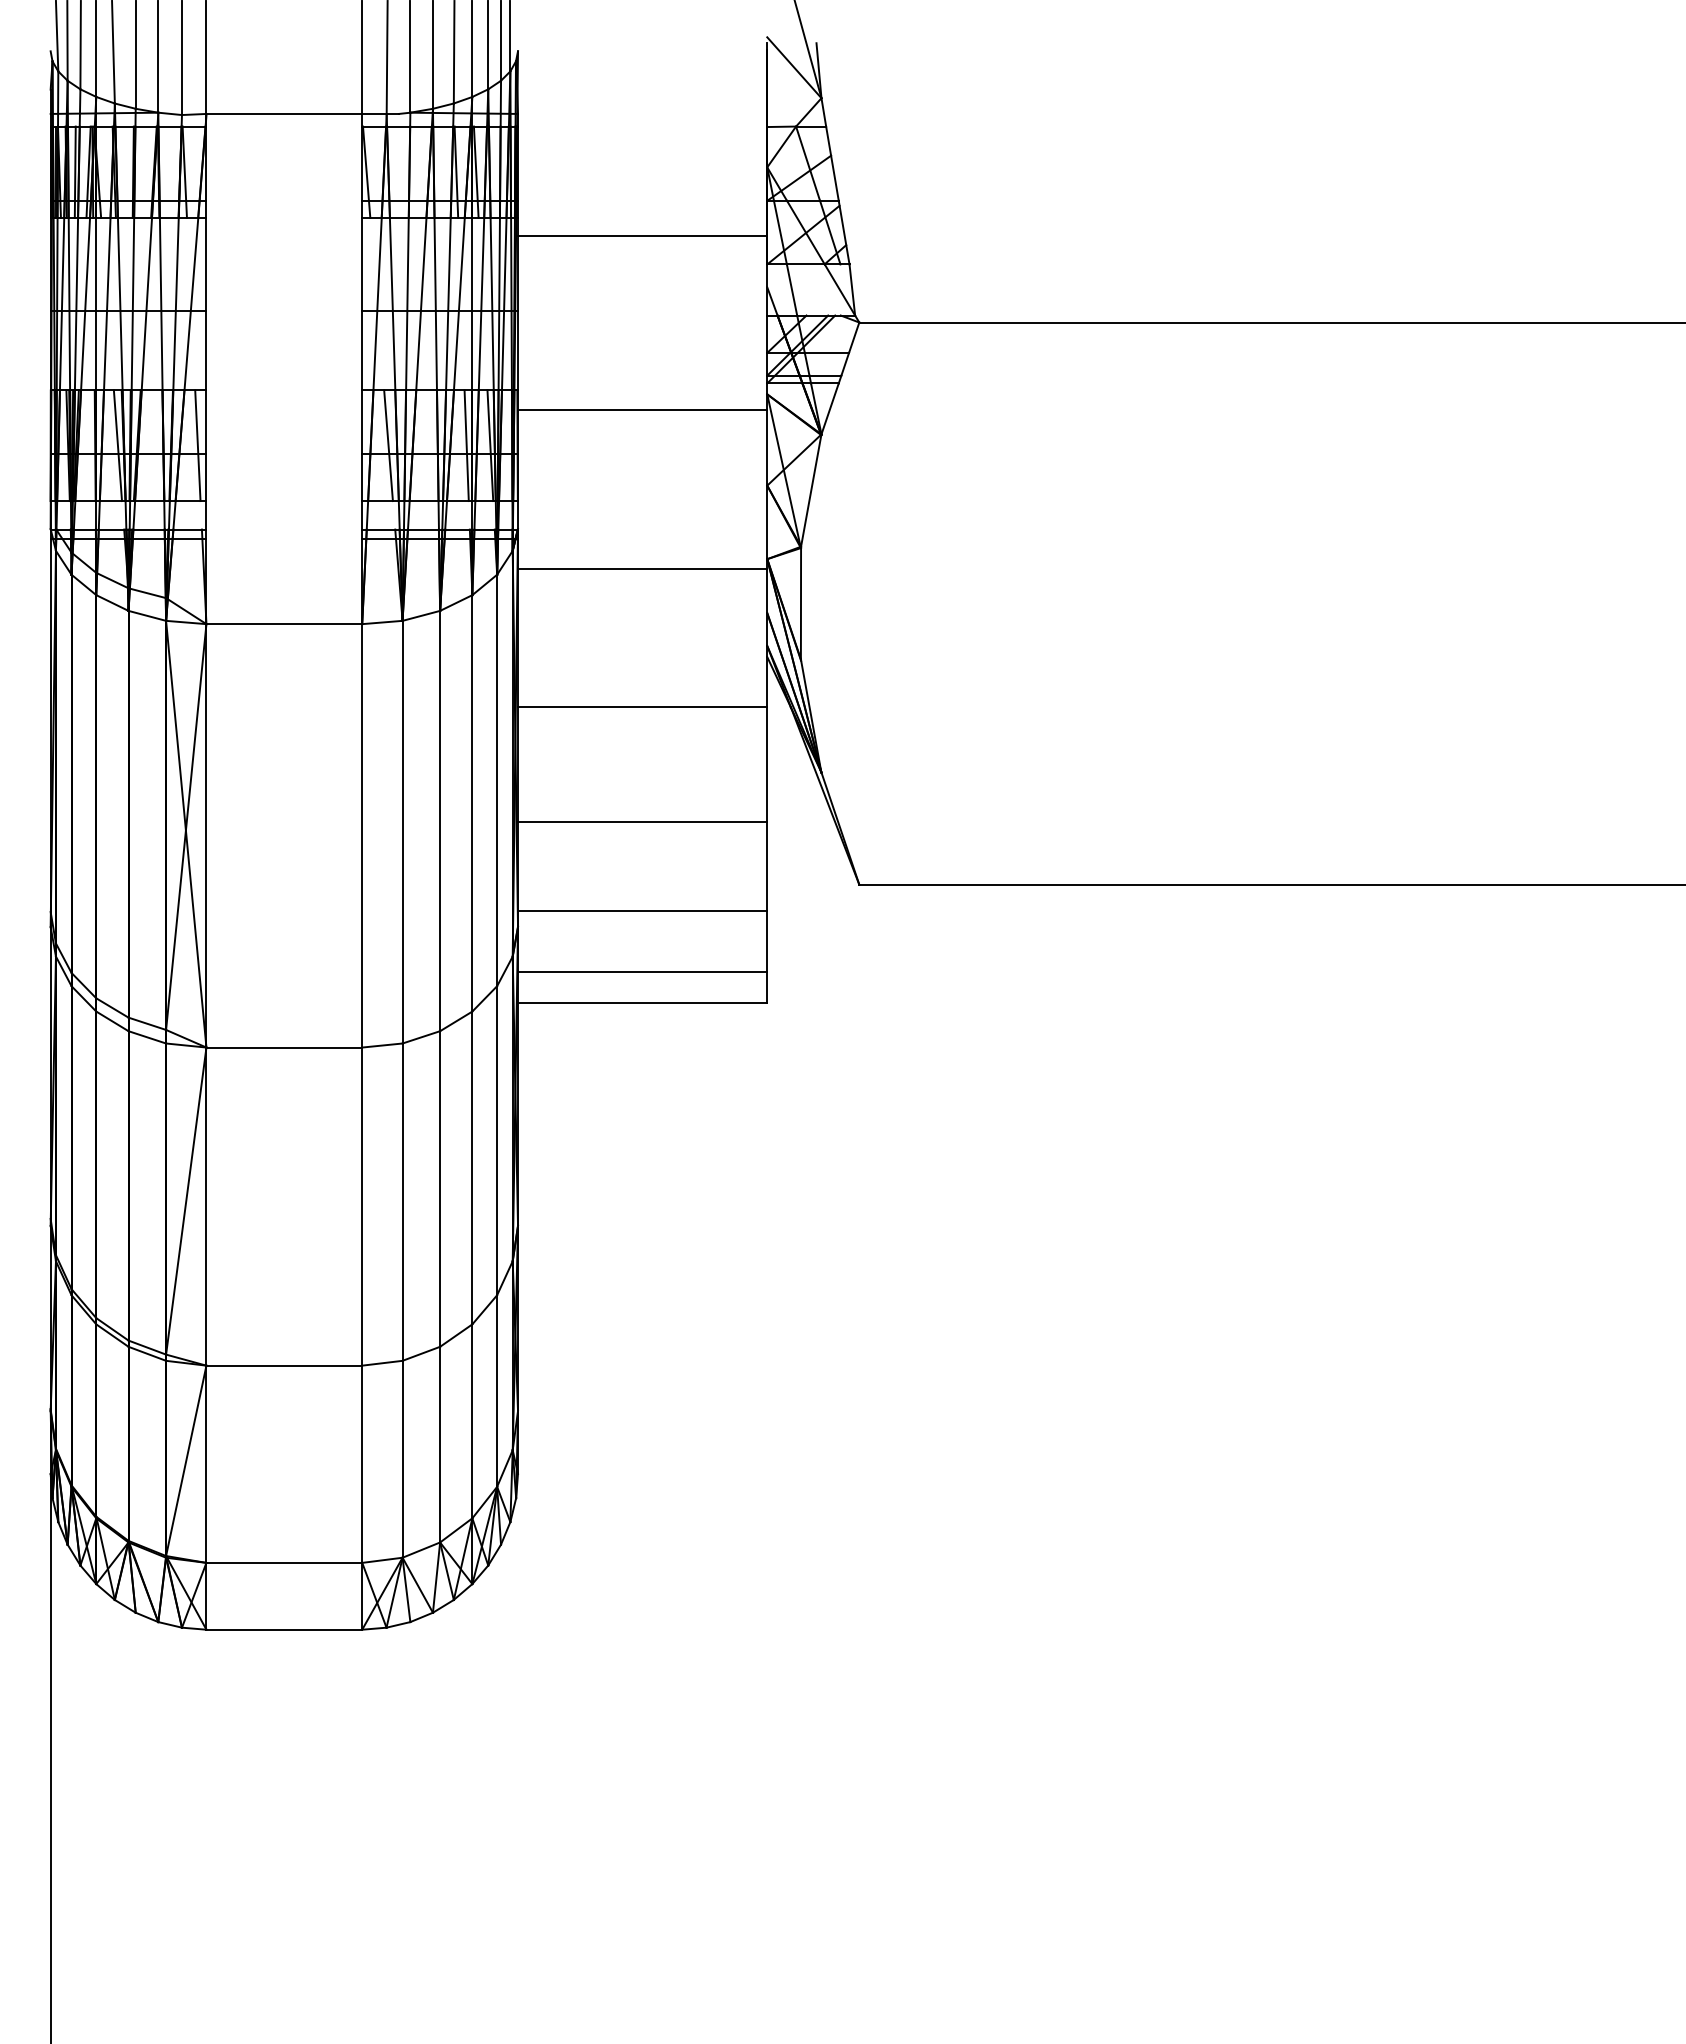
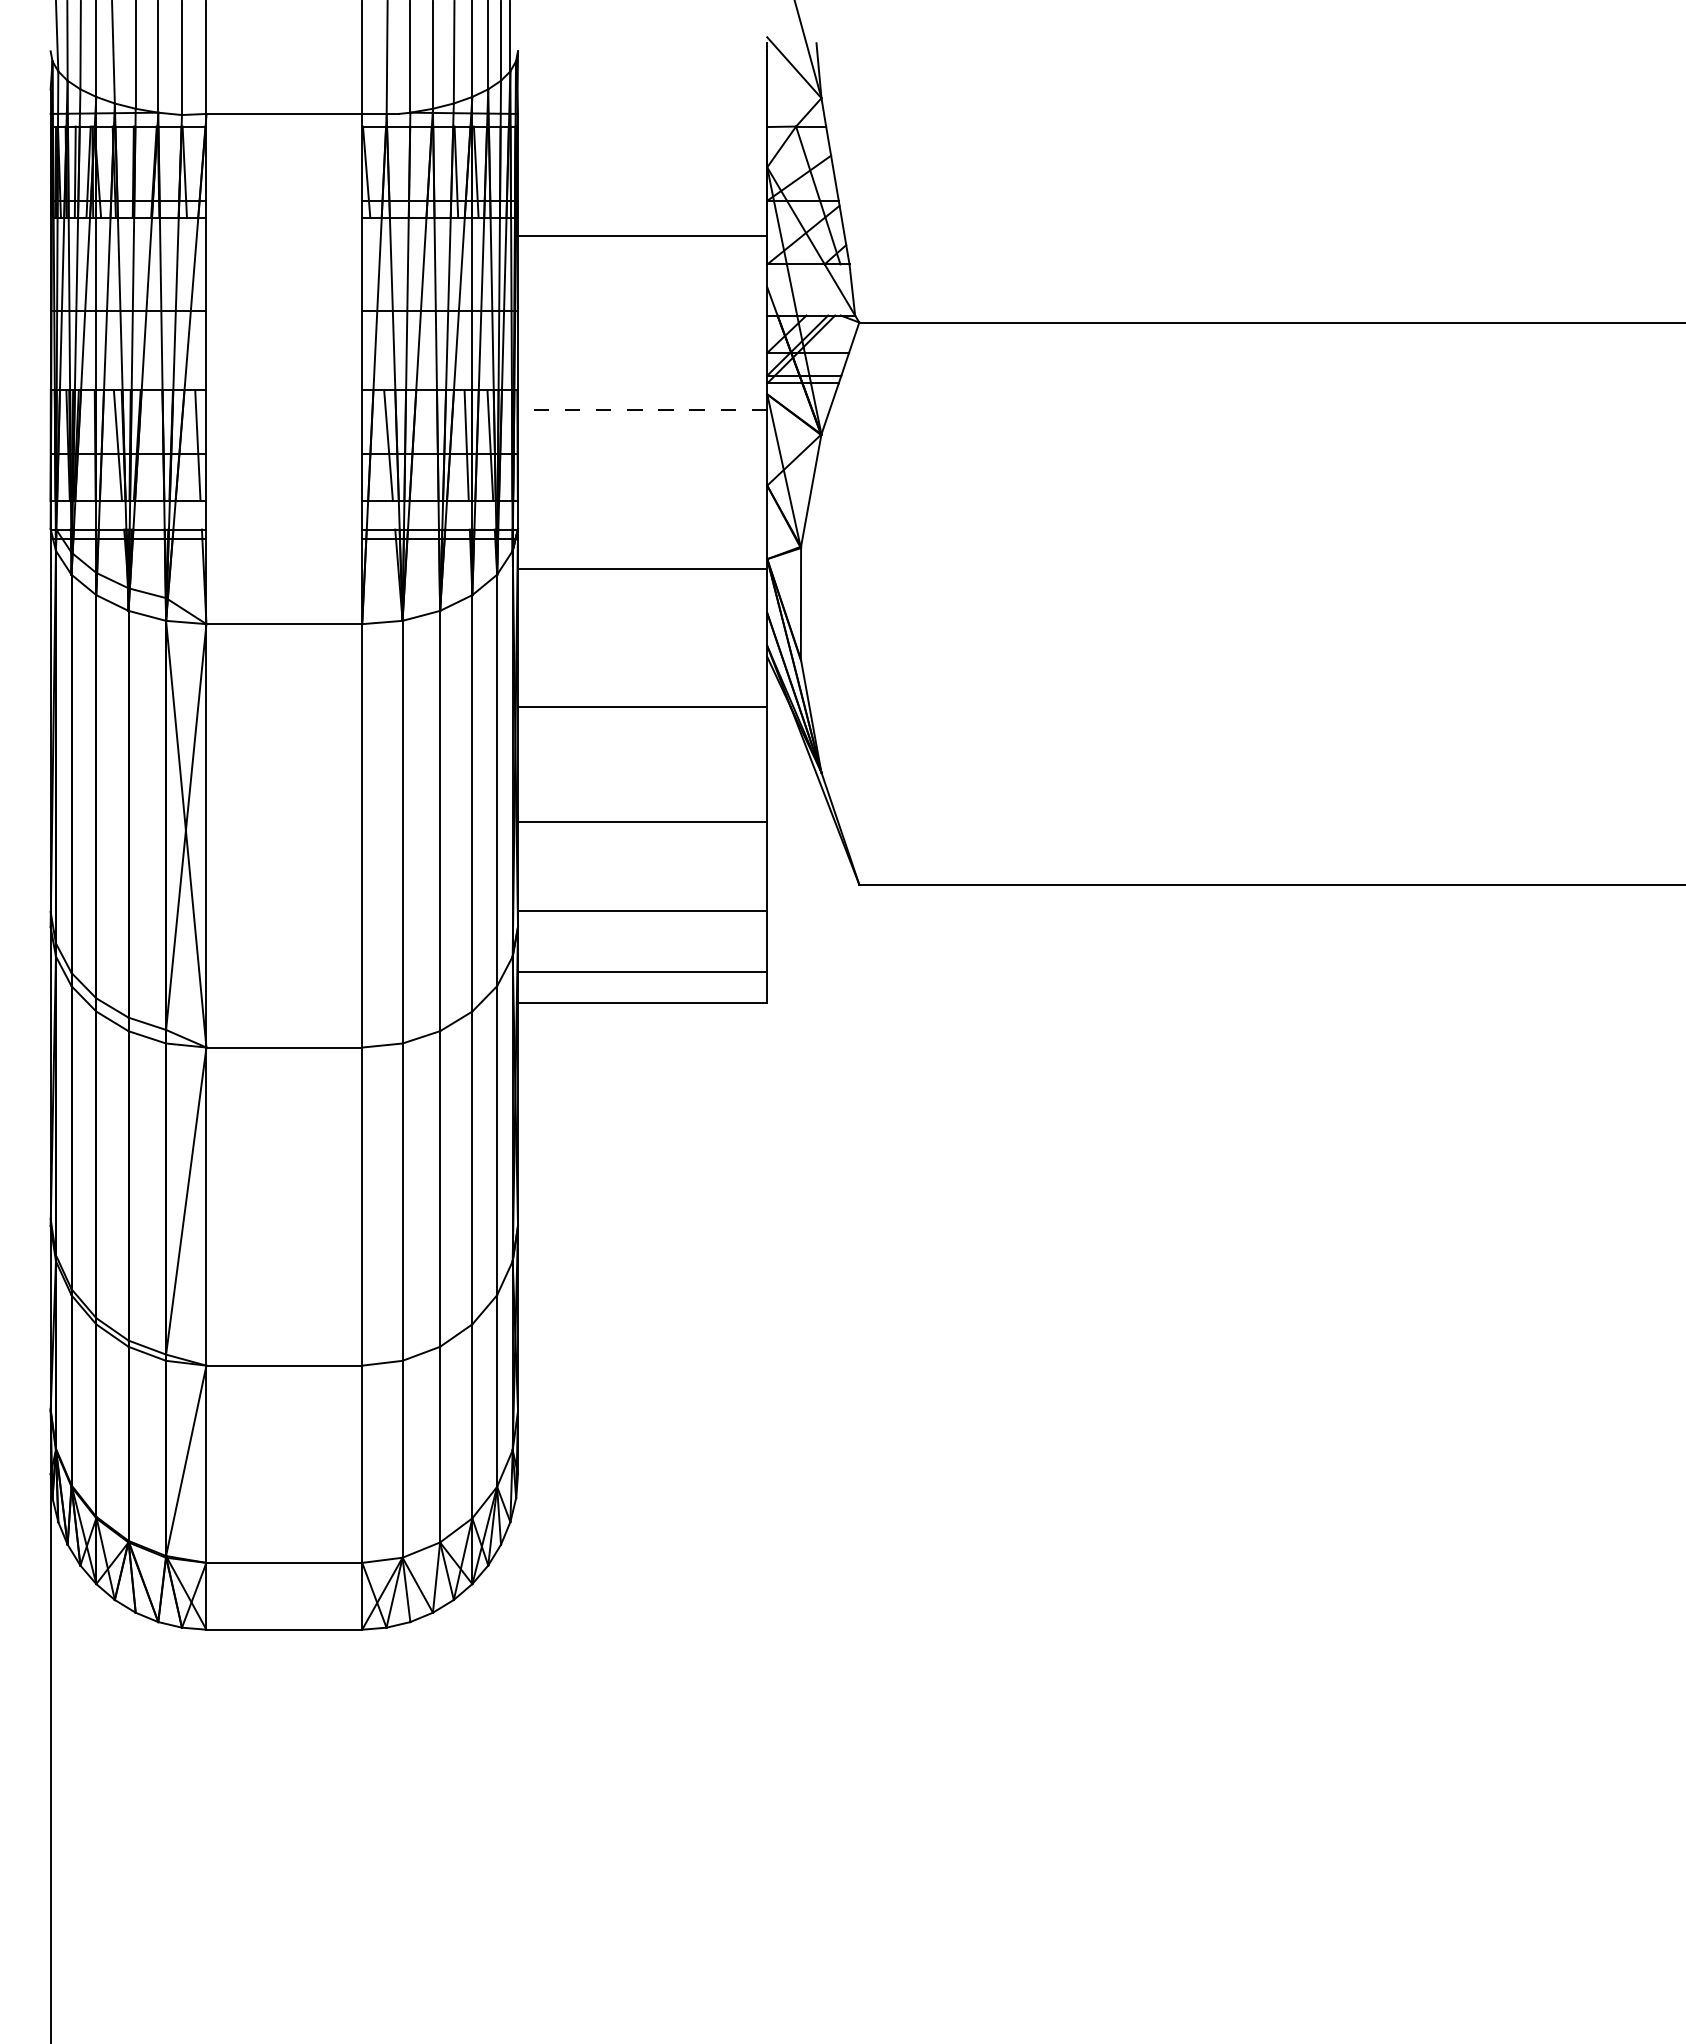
line: solid -> dashed (642, 410)
